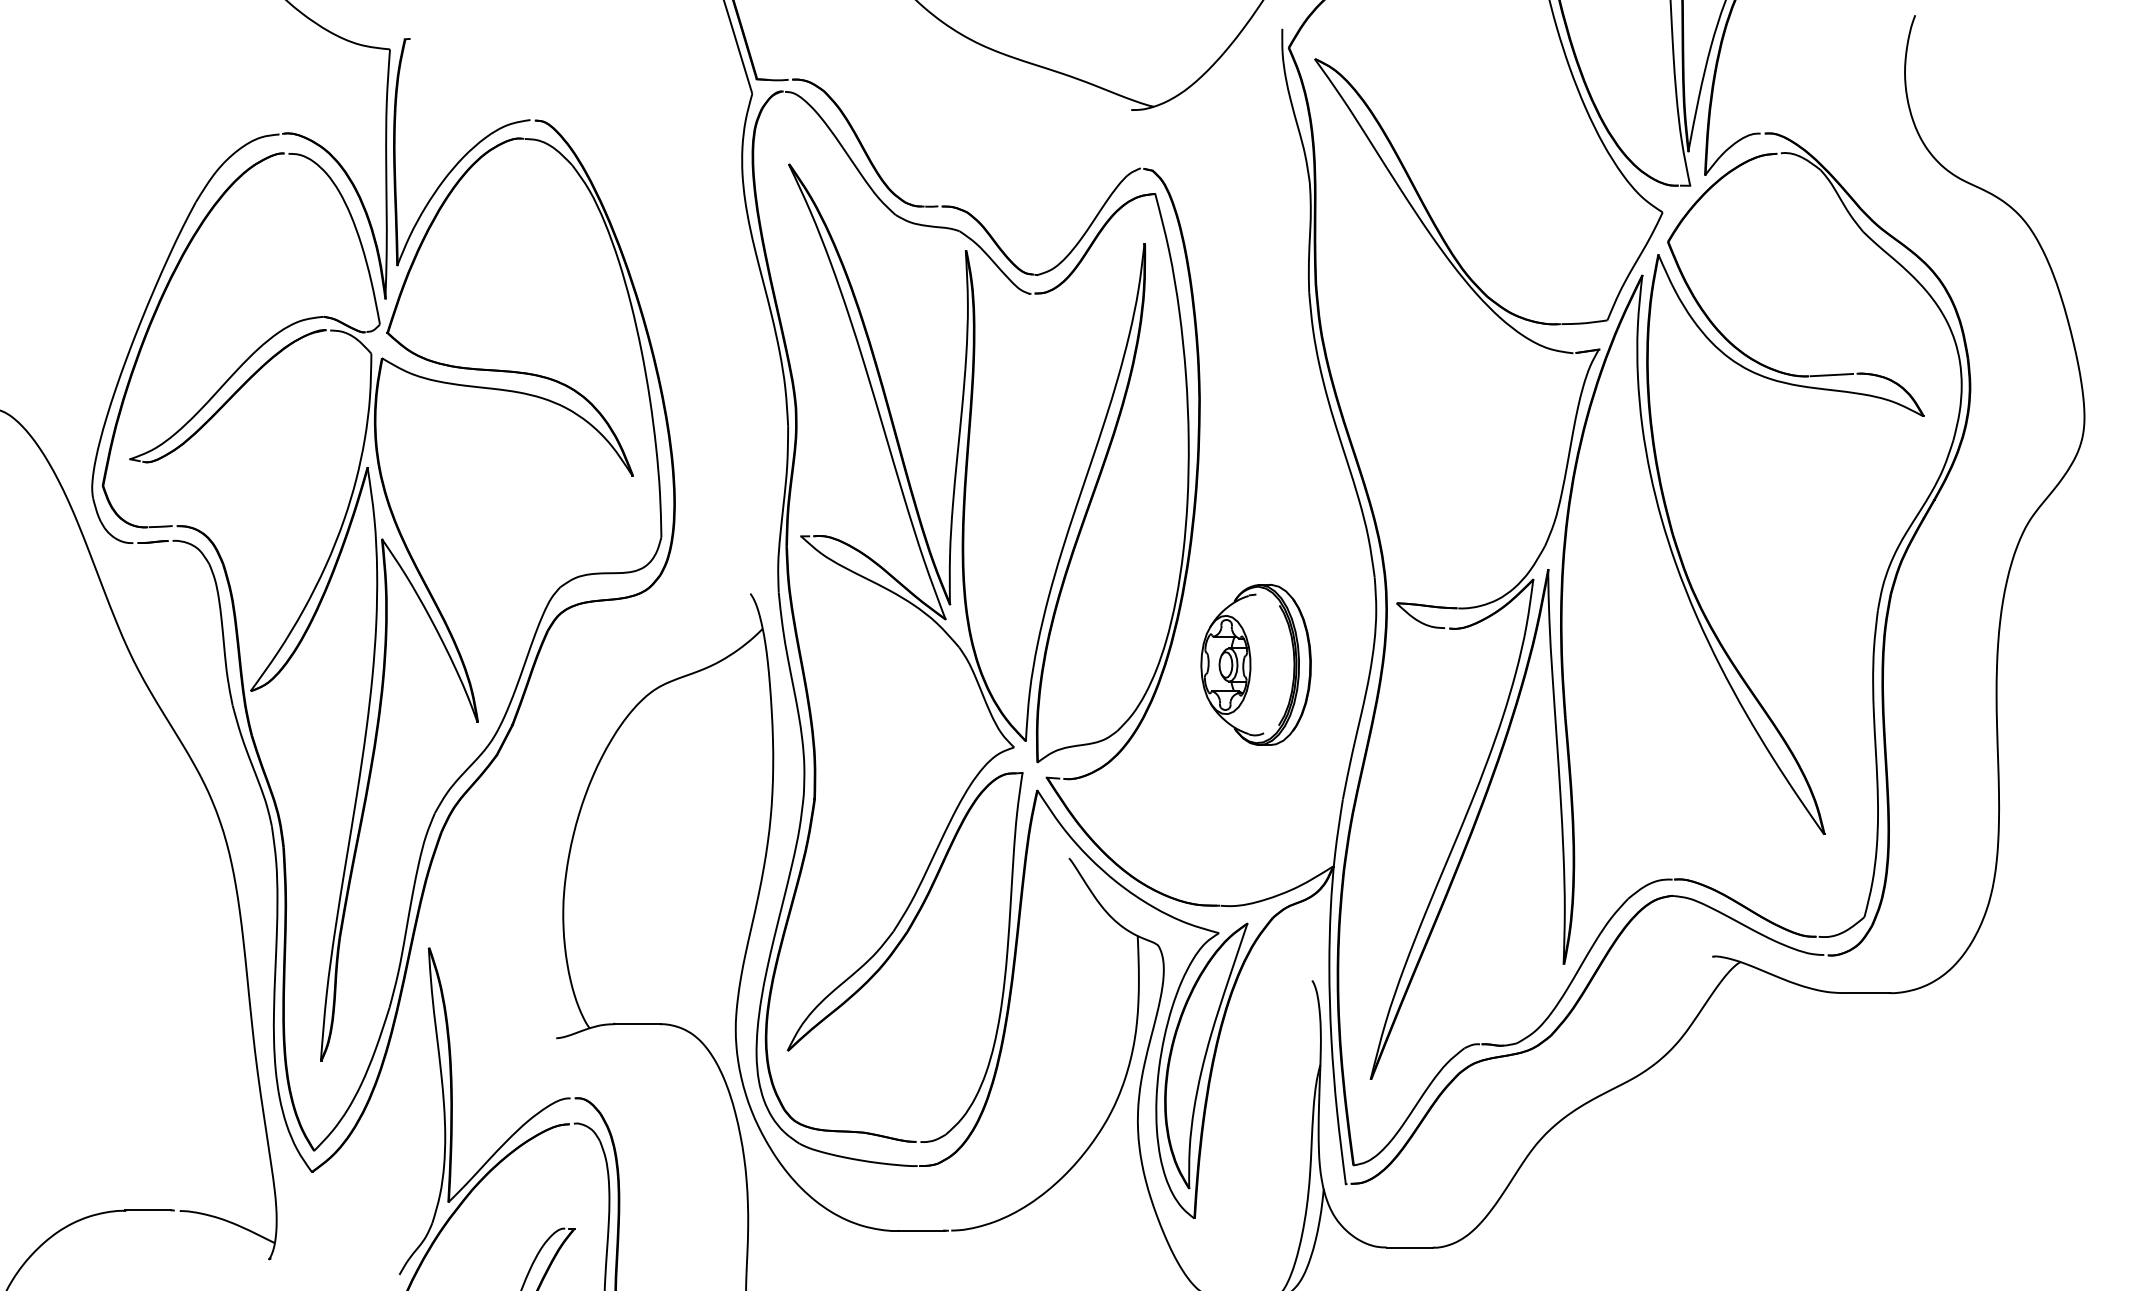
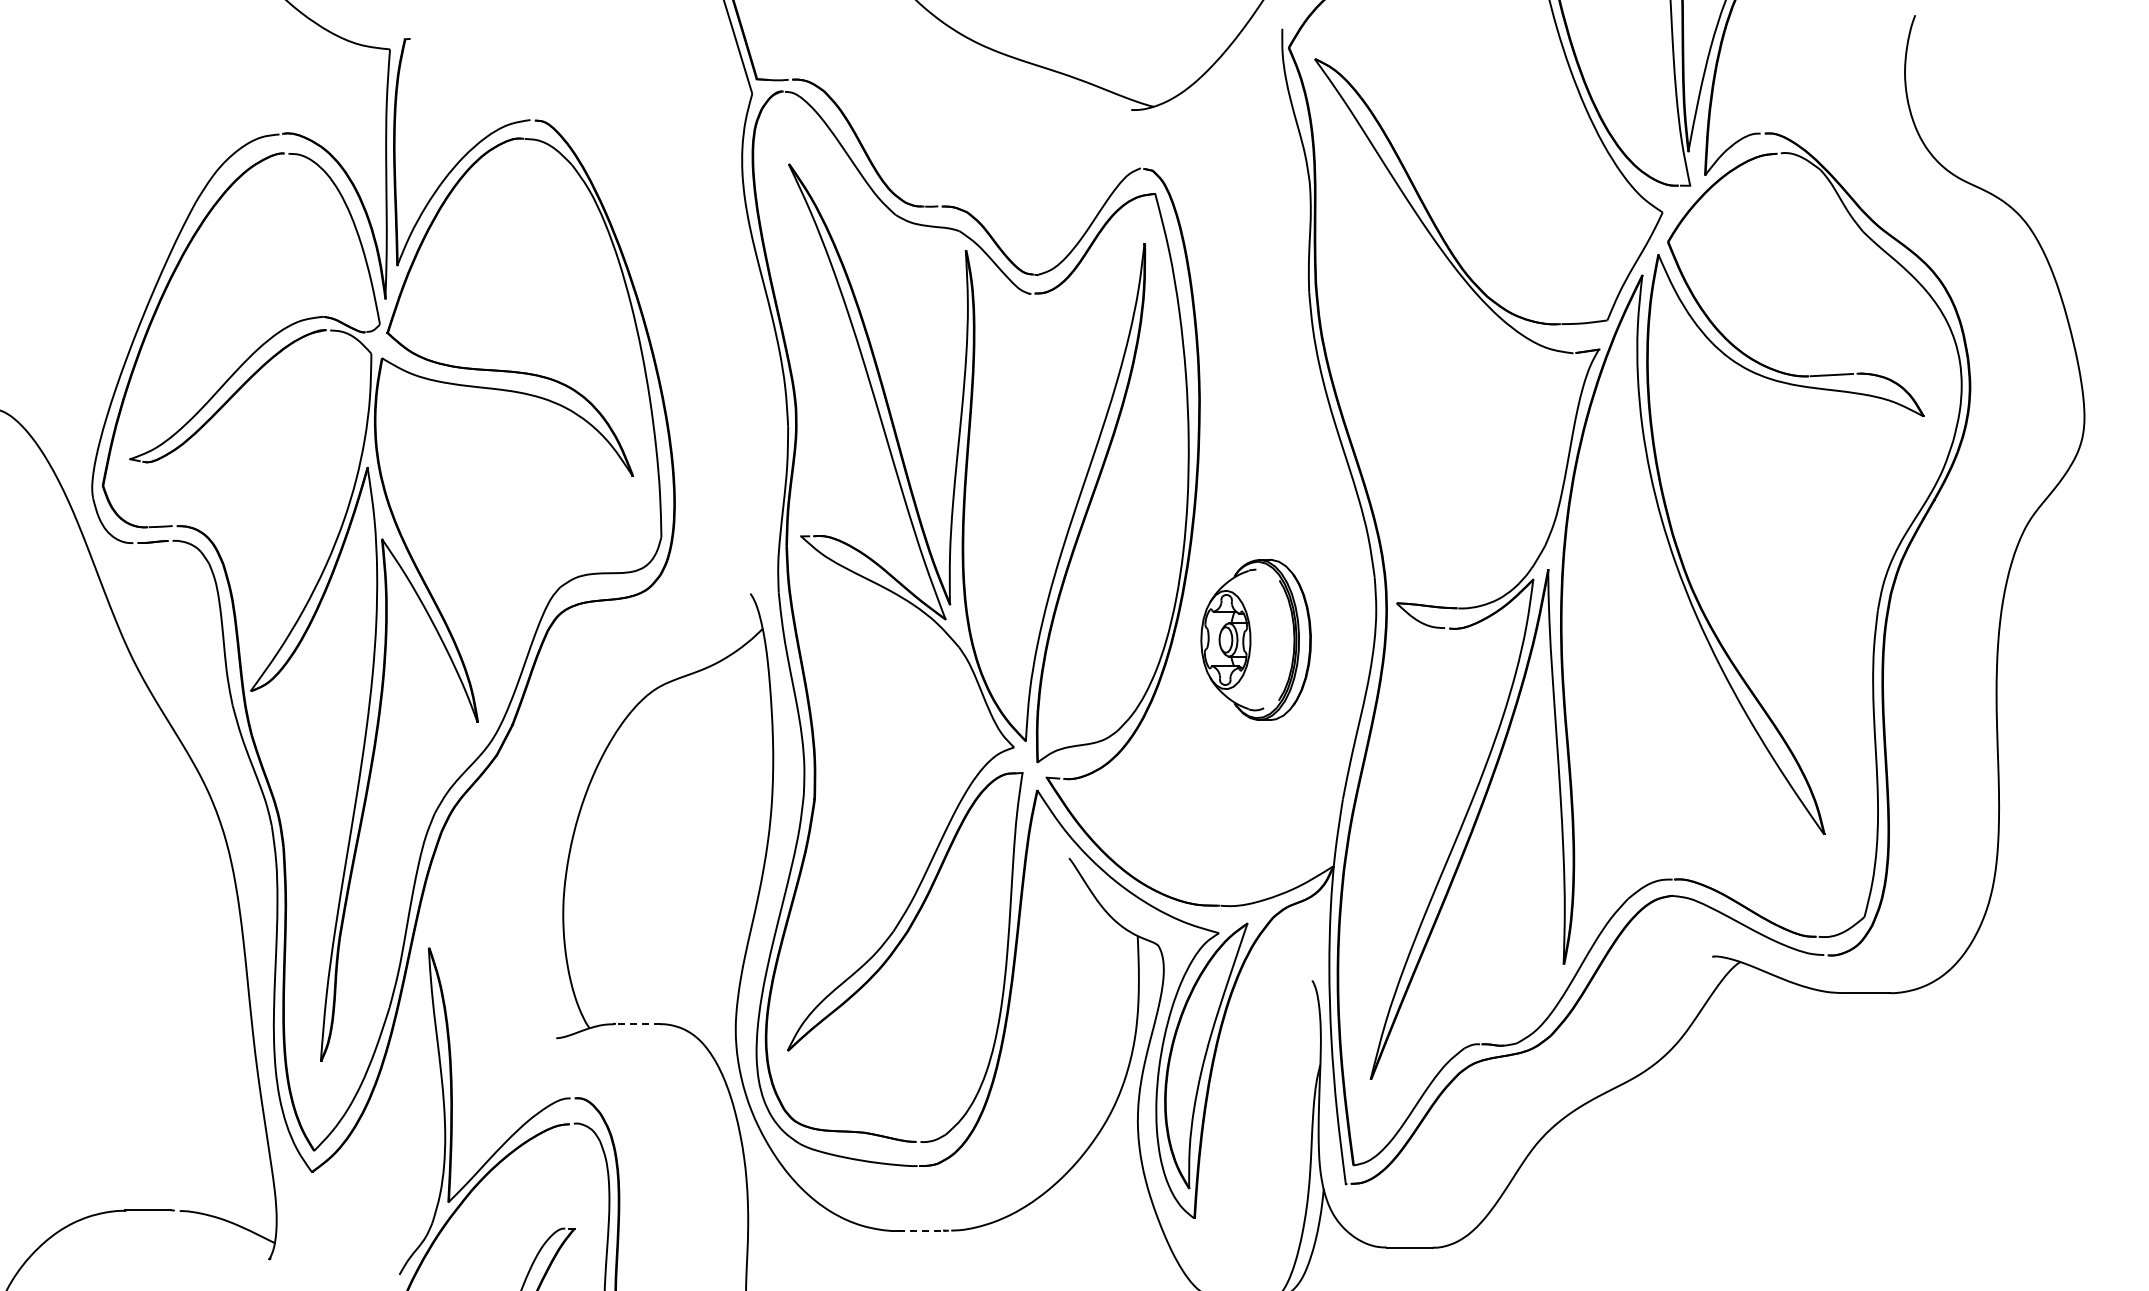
part position: (1255, 664) -> (1255, 639) (1255, 639)
line: solid -> dashed (638, 1023)
line: solid -> dashed (921, 1230)
